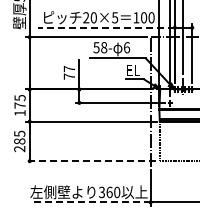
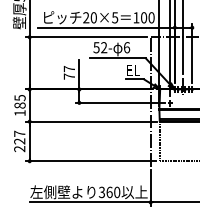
line: dashed -> solid (106, 27)
text: 58- -> 52- (104, 47)
text: 175 -> 185 (19, 105)
text: 285 -> 227 (19, 137)
line: dashed -> solid (90, 161)
line: dashed -> solid (90, 202)
